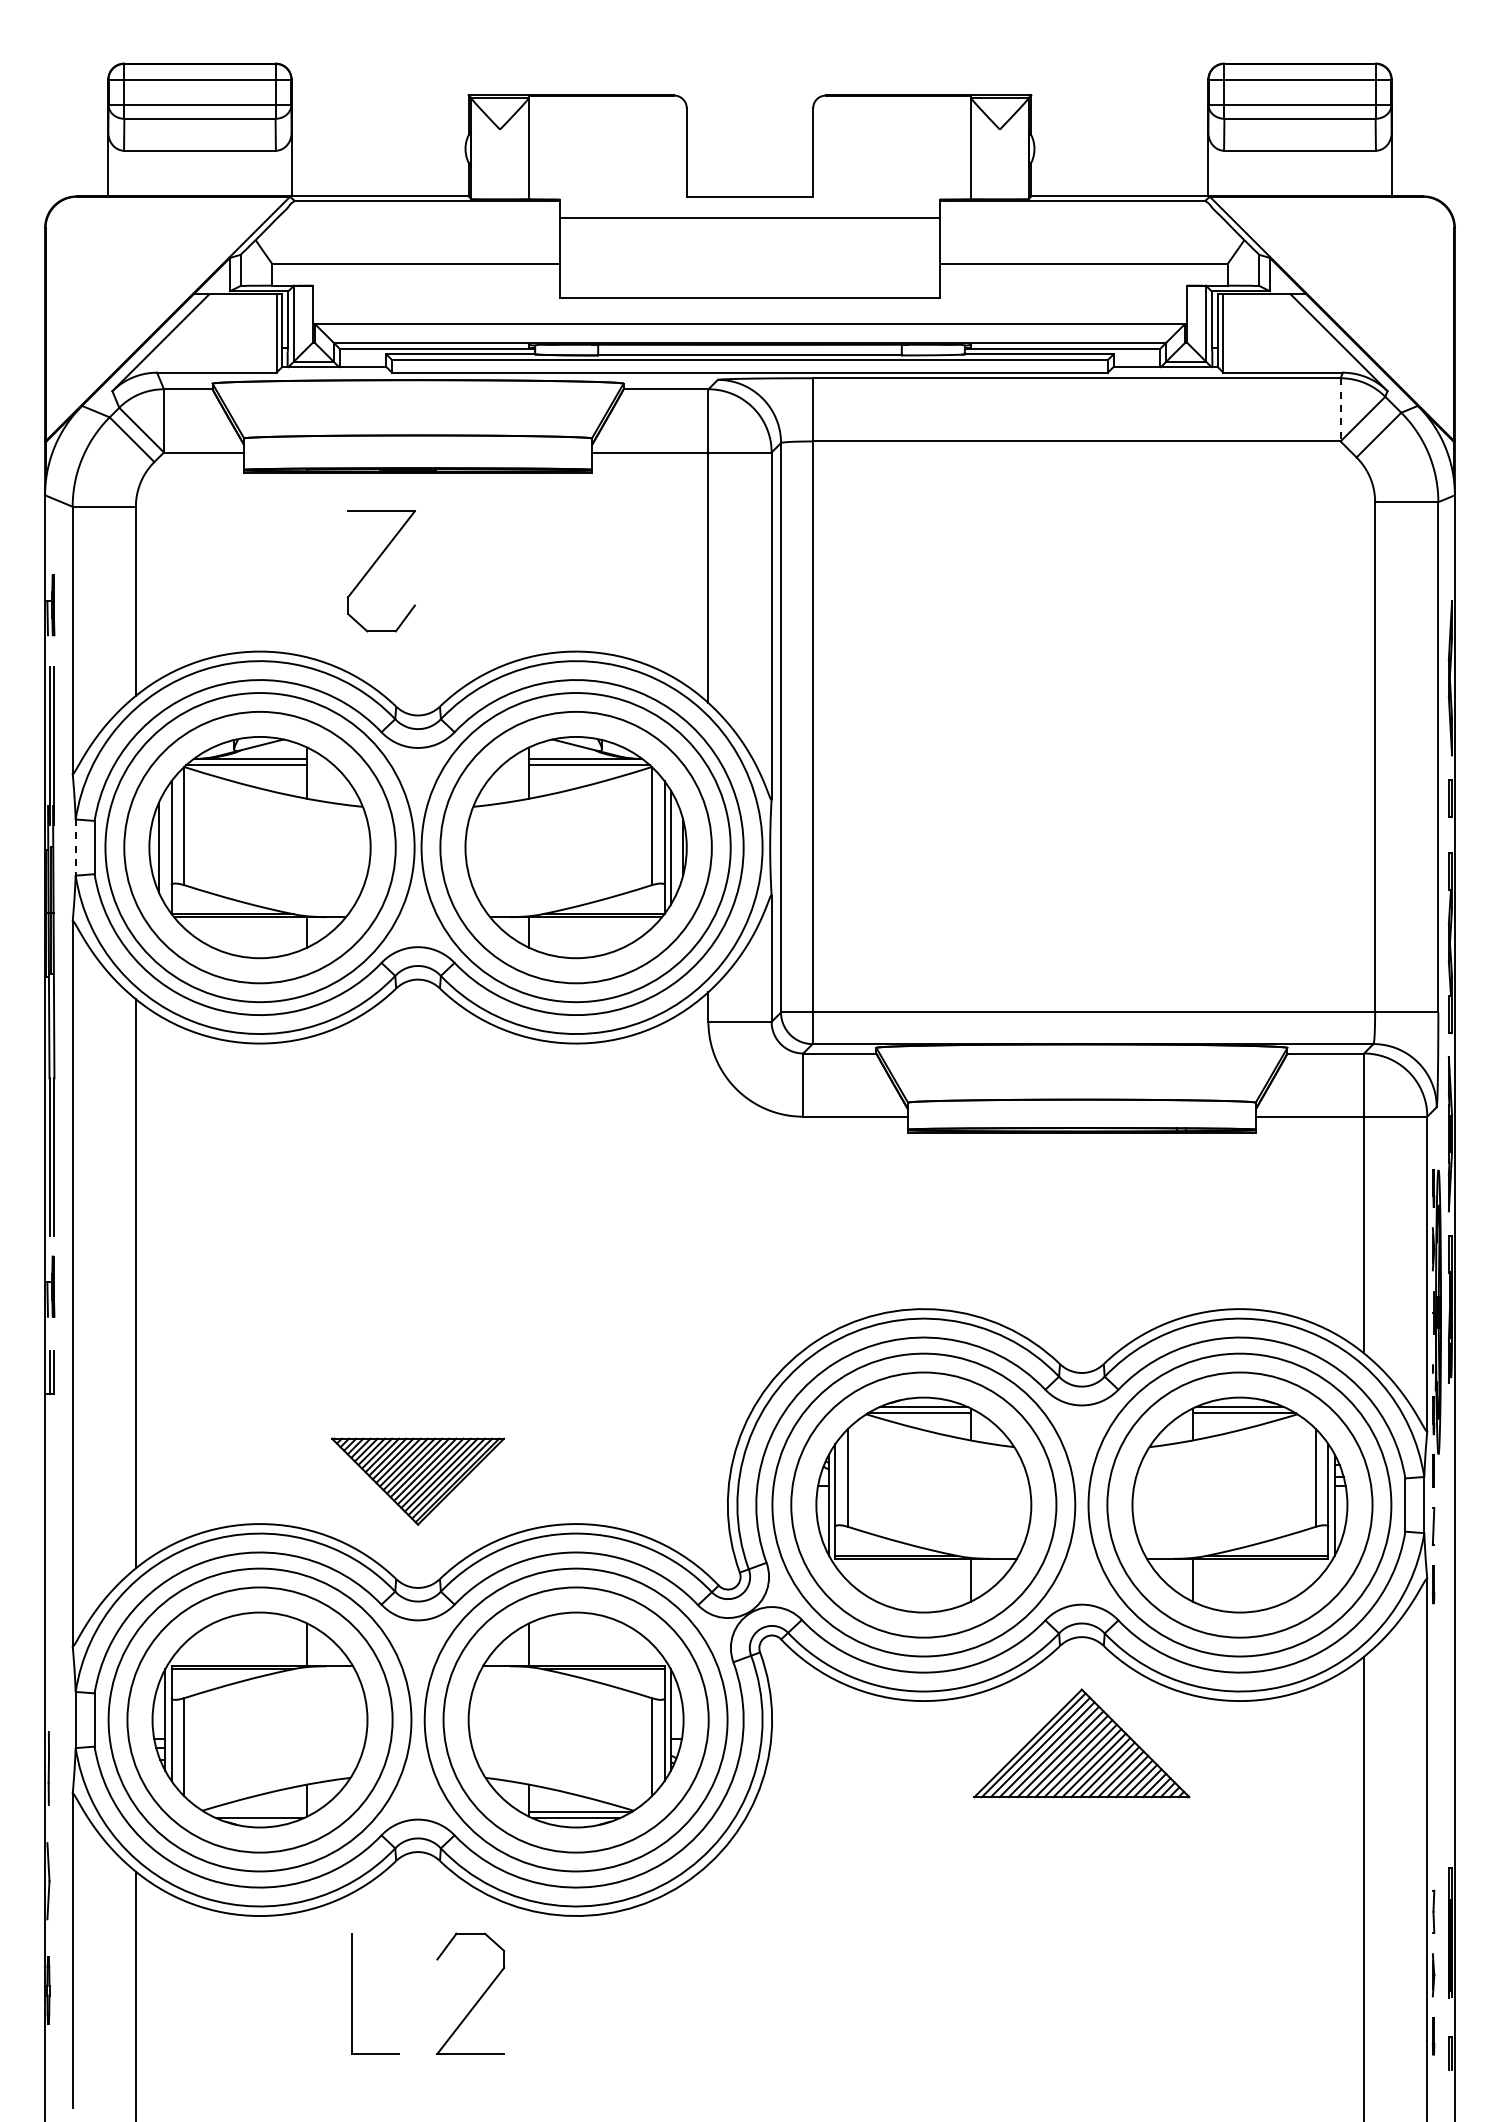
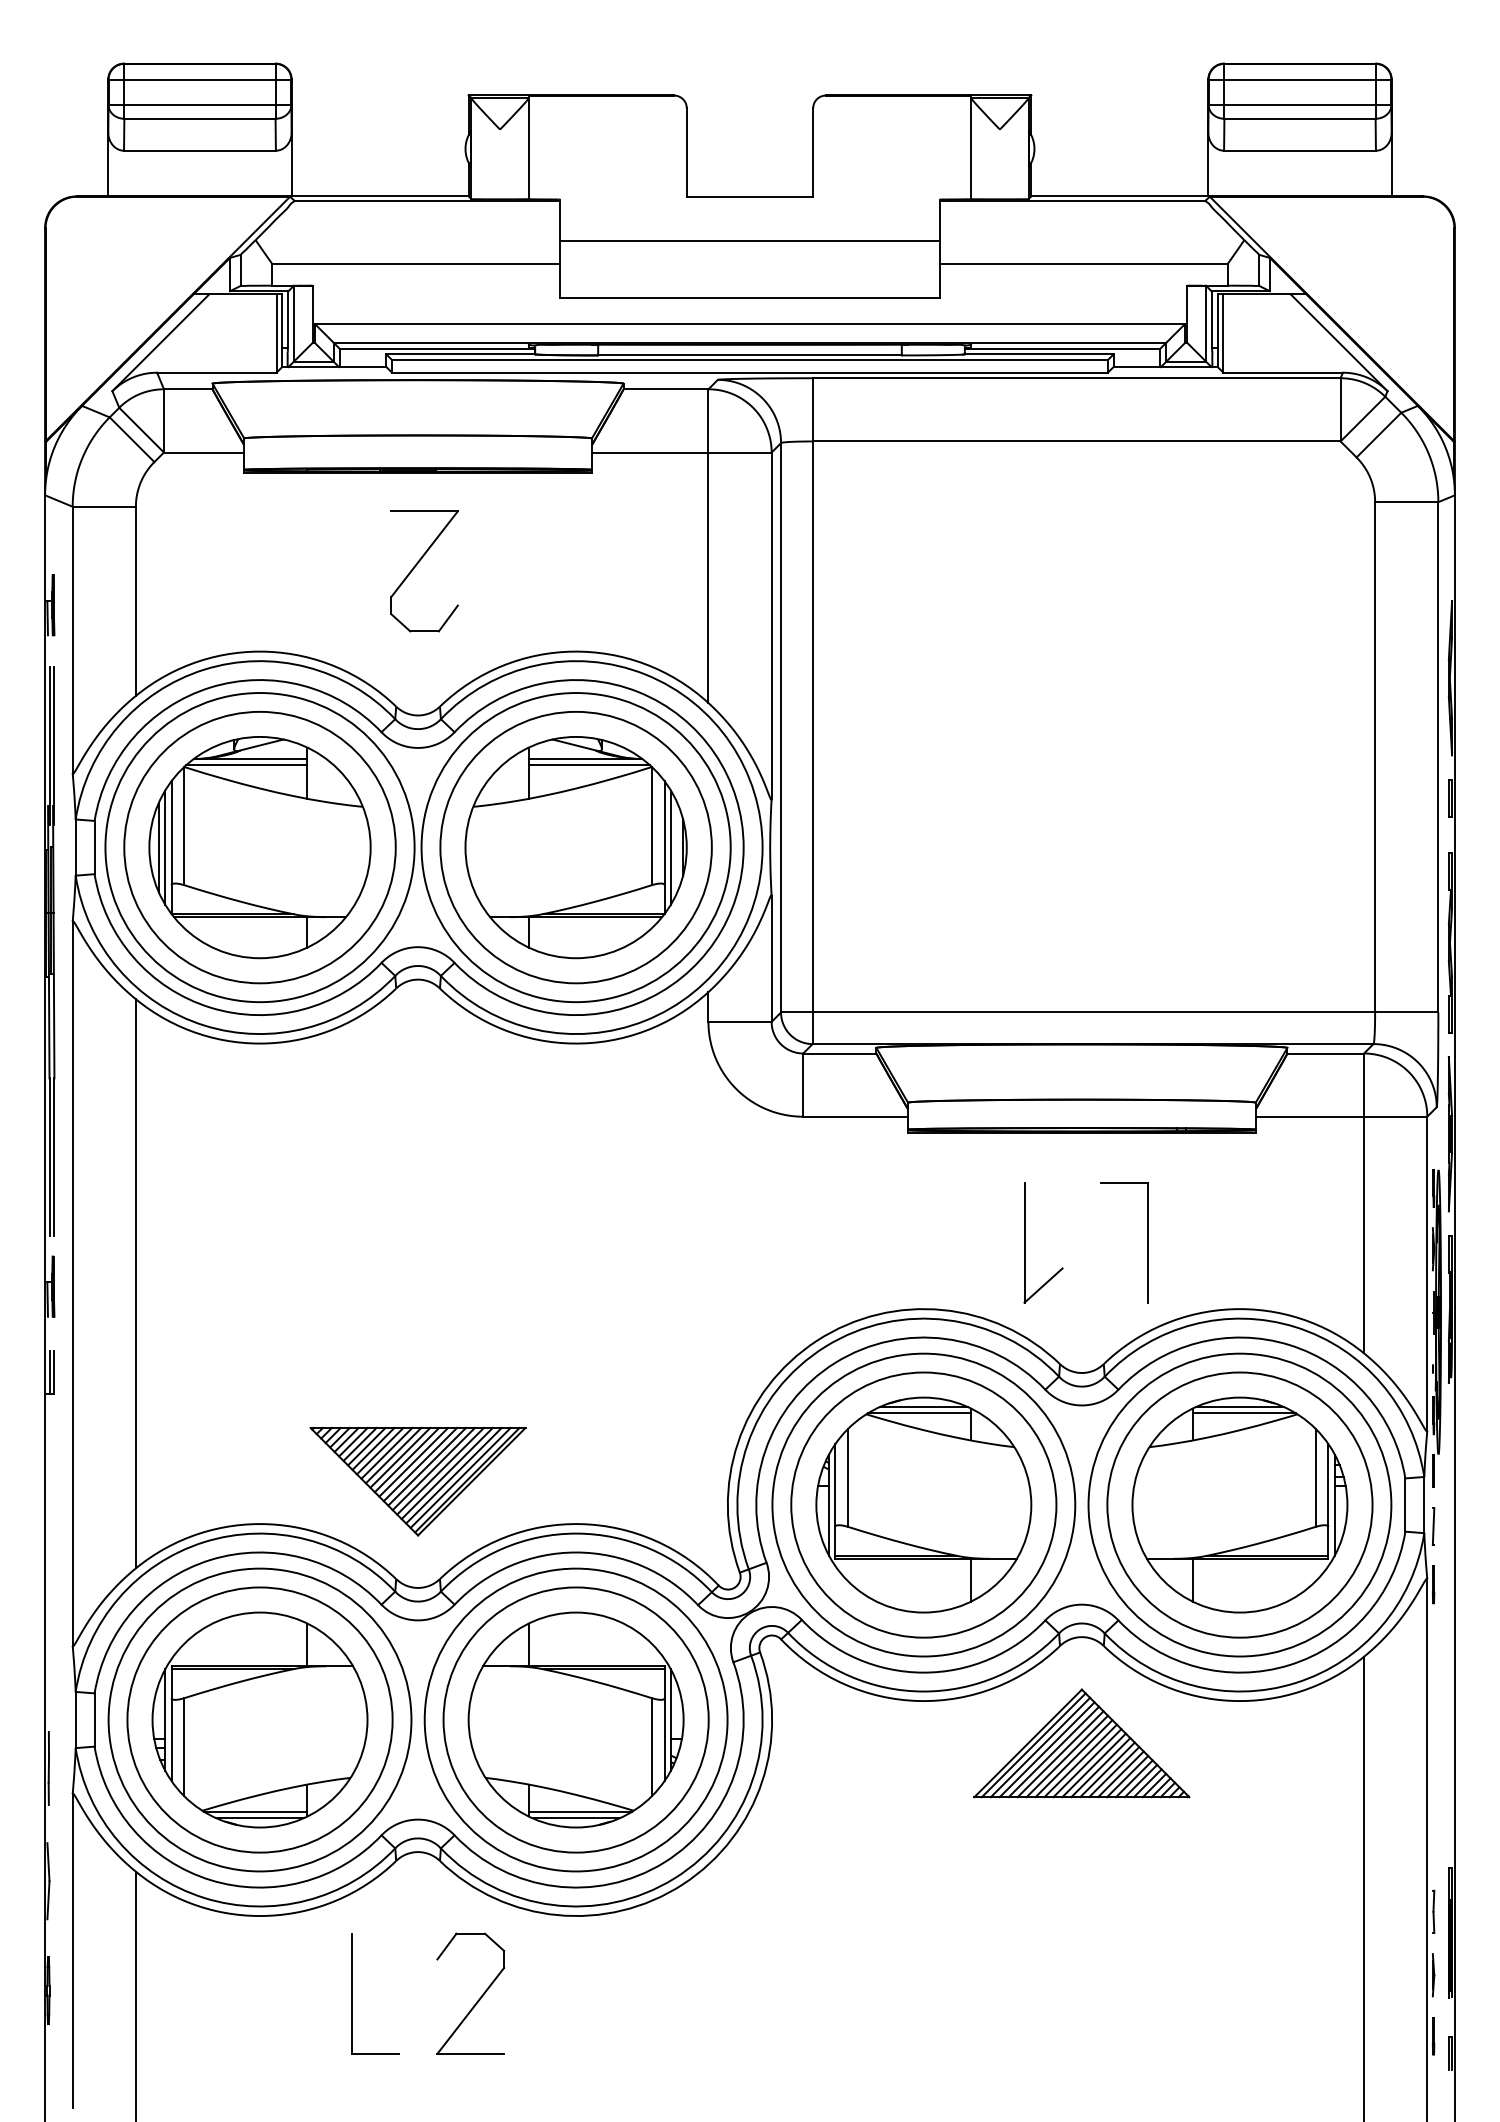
line position: (749, 217) -> (749, 240) (749, 240)
line: dashed -> solid (1340, 409)
part position: (373, 566) -> (416, 566) (416, 566)
line: none -> present (165, 847)
line: dashed -> solid (75, 848)
part: none -> present (1025, 1242)
part: none -> present (1147, 1242)
part size: 175x89 px -> 218x111 px (417, 1481)
line: none -> present (255, 1811)
